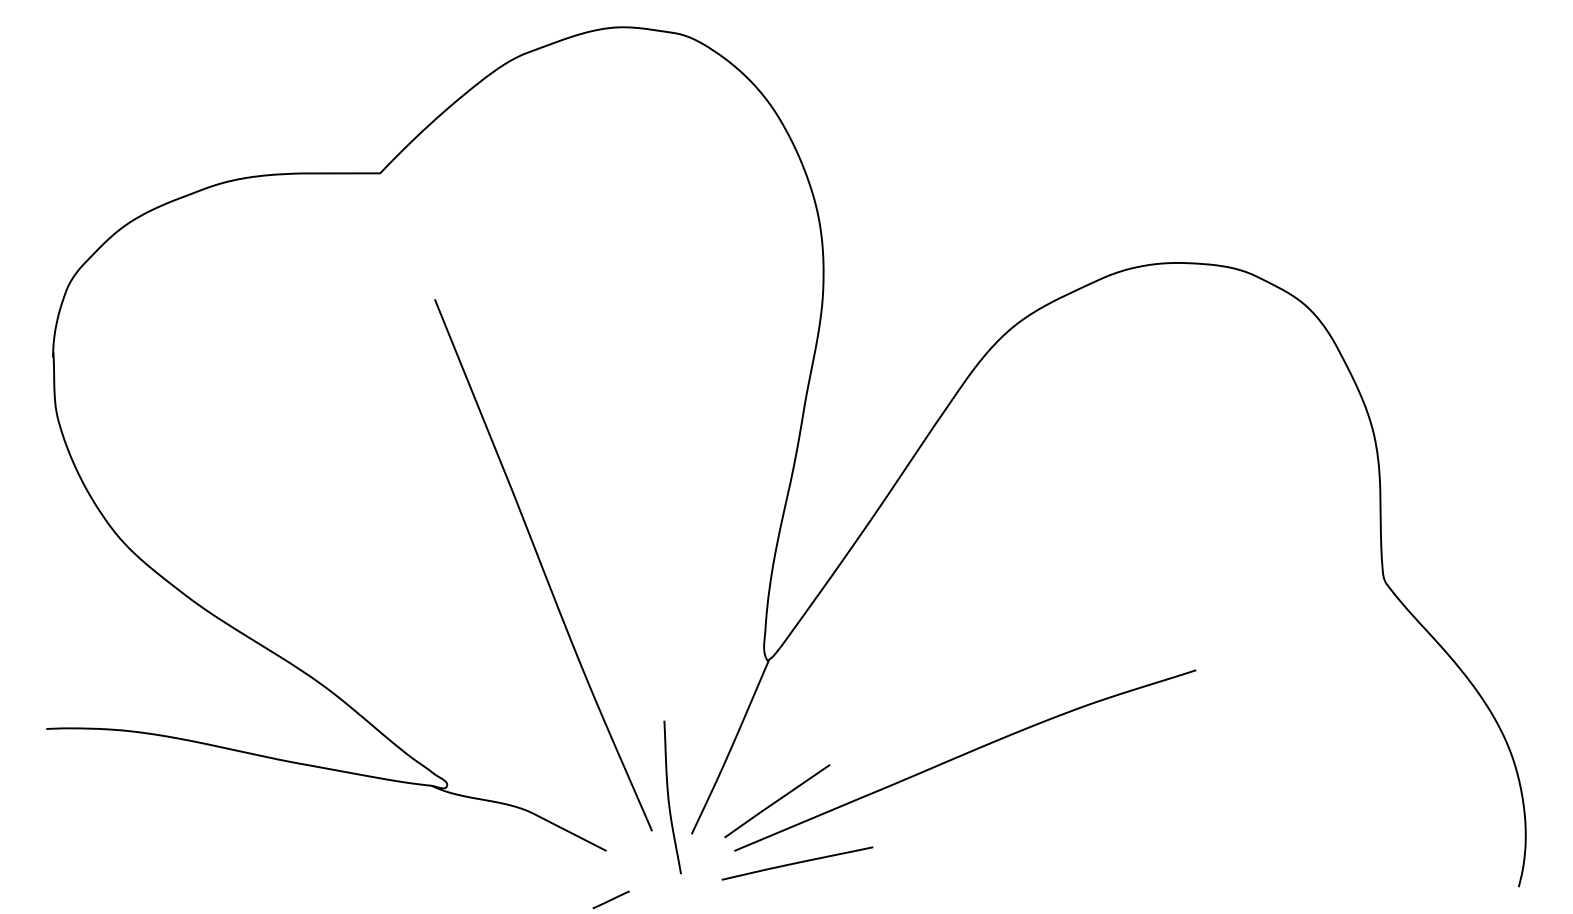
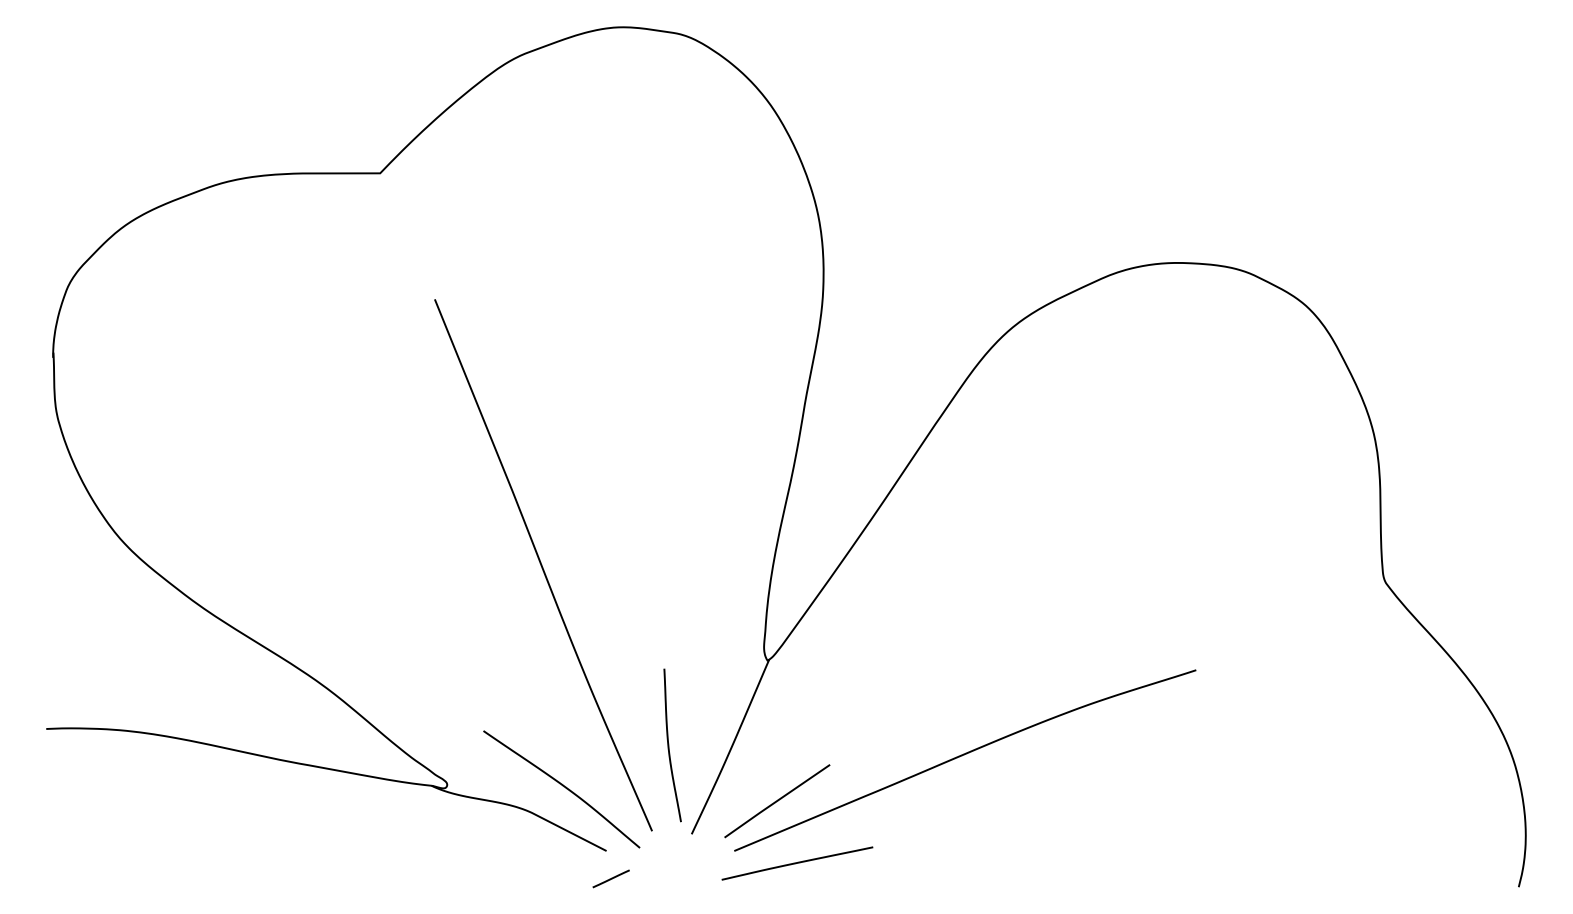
curve: none -> present (562, 786)
curve position: (669, 797) -> (669, 745) (669, 745)
line position: (610, 899) -> (610, 878) (610, 878)
